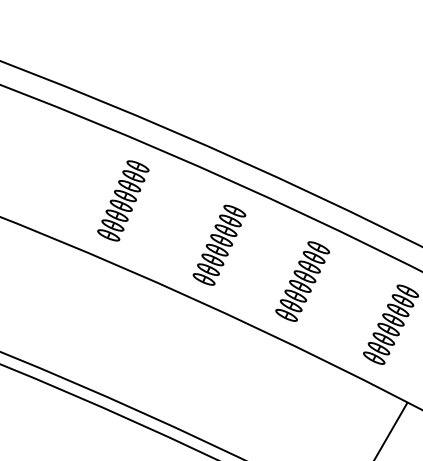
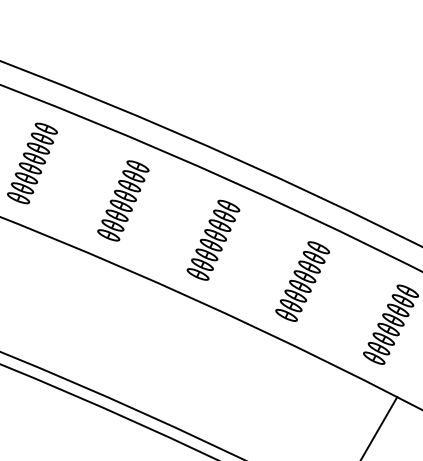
part: none -> present (32, 163)
part position: (219, 244) -> (213, 239) (213, 239)
line position: (391, 430) -> (379, 427) (379, 427)
